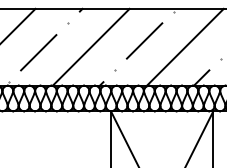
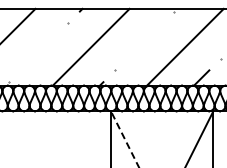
line: present -> none (144, 40)
line: present -> none (38, 52)
line: solid -> dashed (124, 139)
